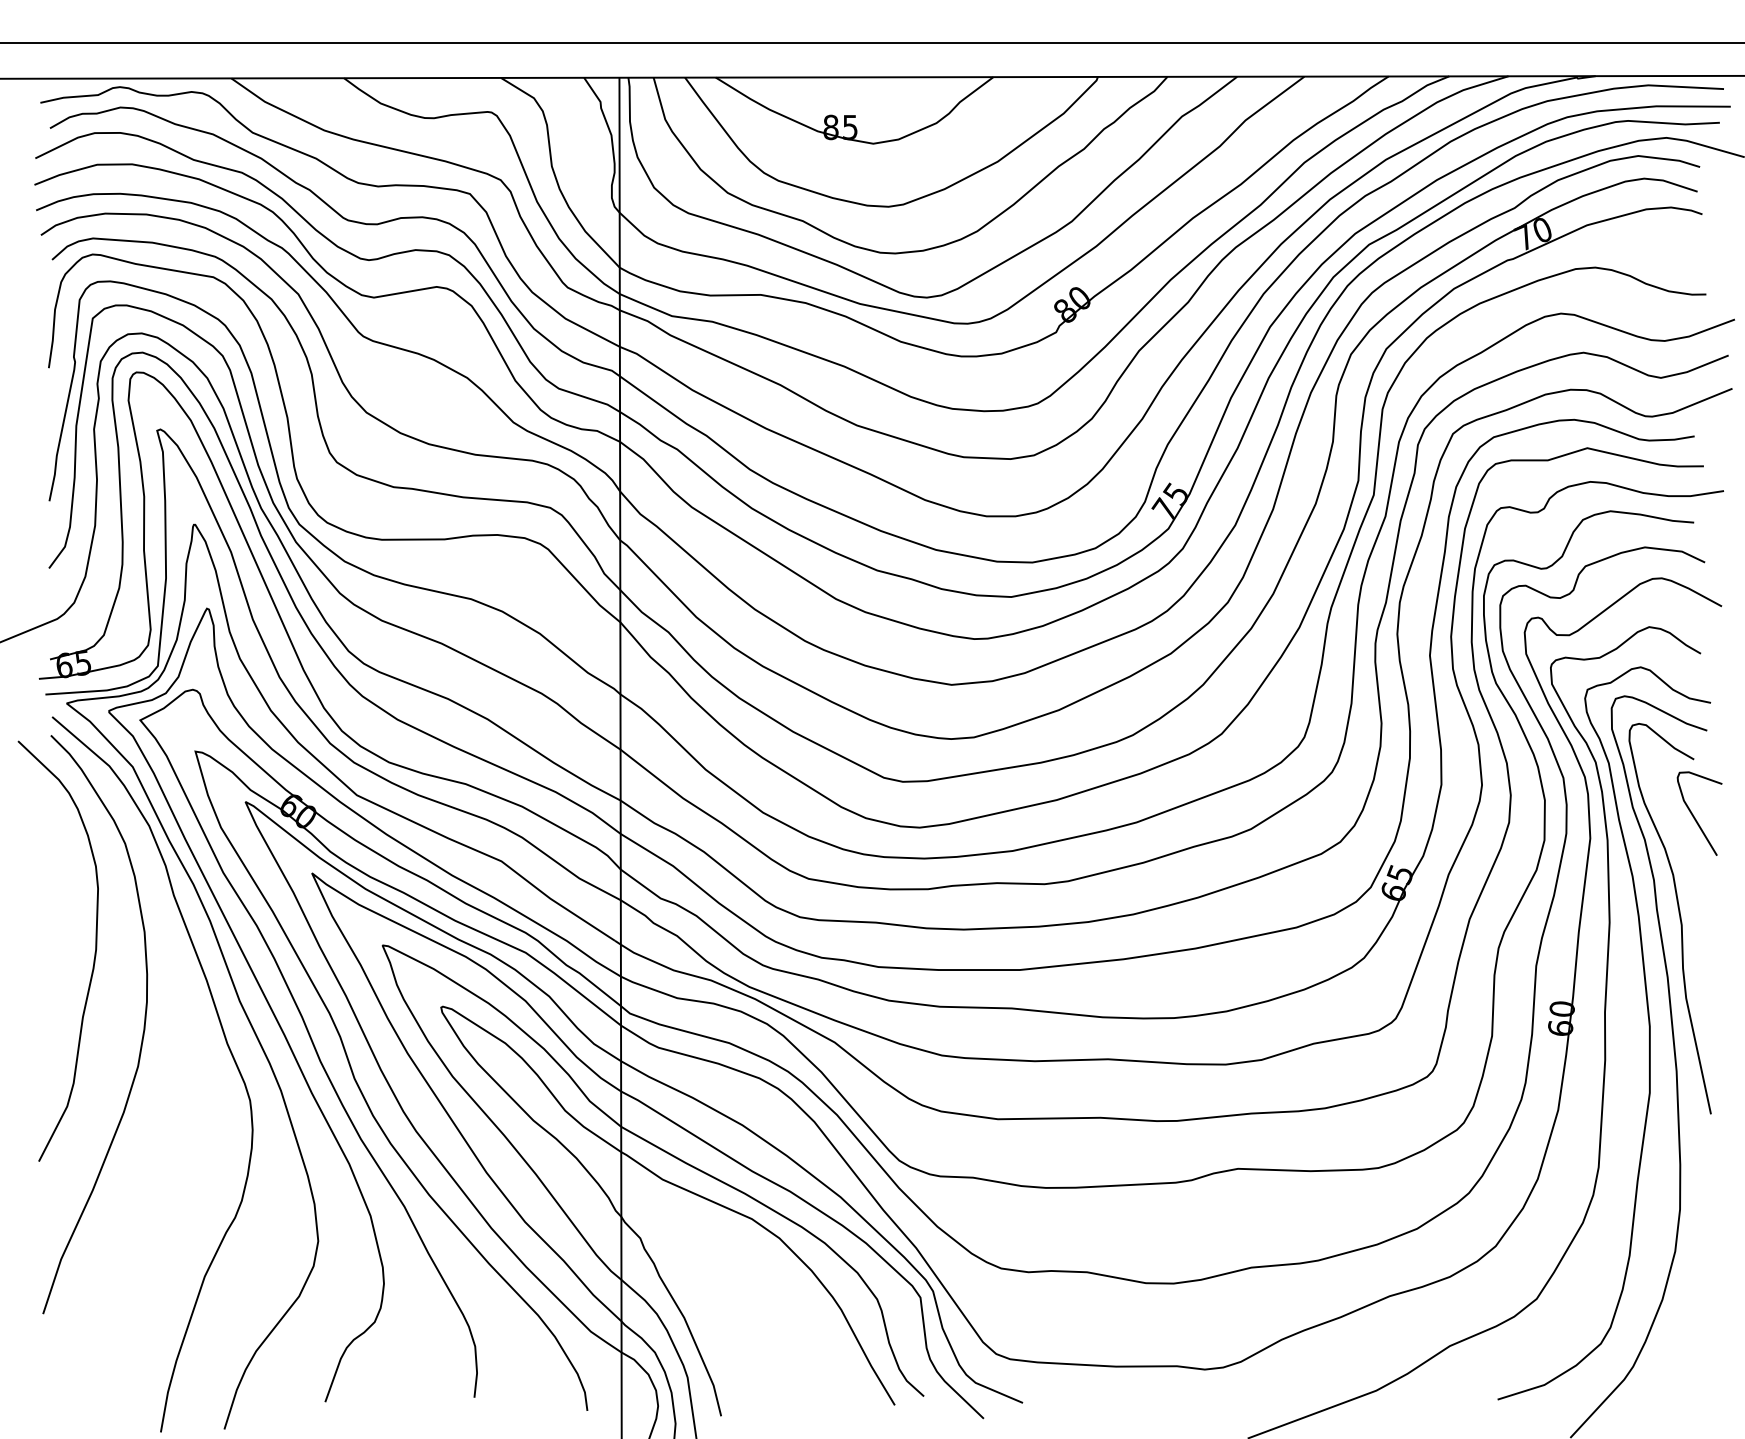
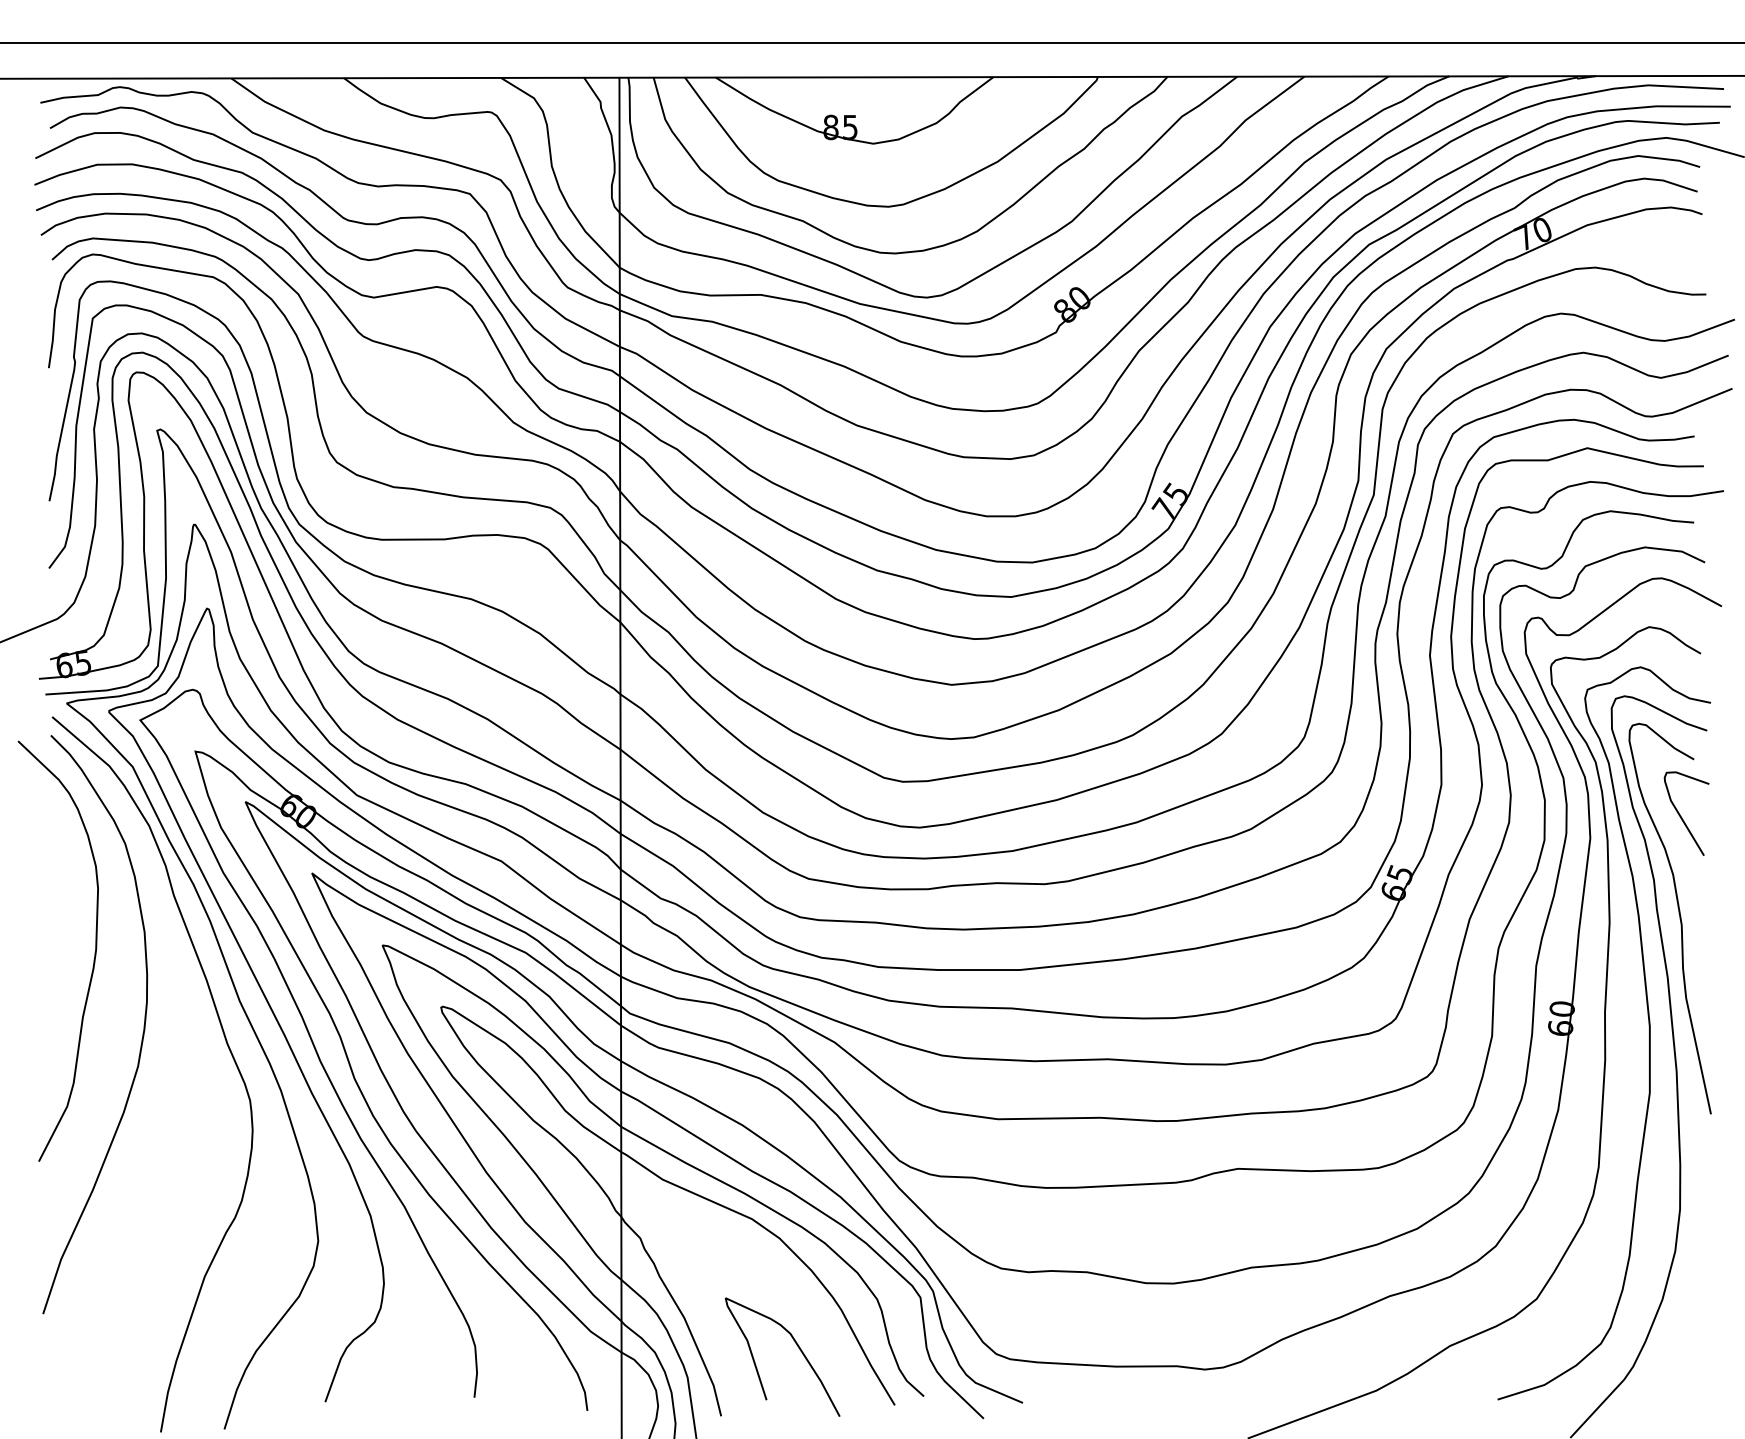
curve position: (1695, 817) -> (1682, 817) (1682, 817)
curve: none -> present (796, 1345)
